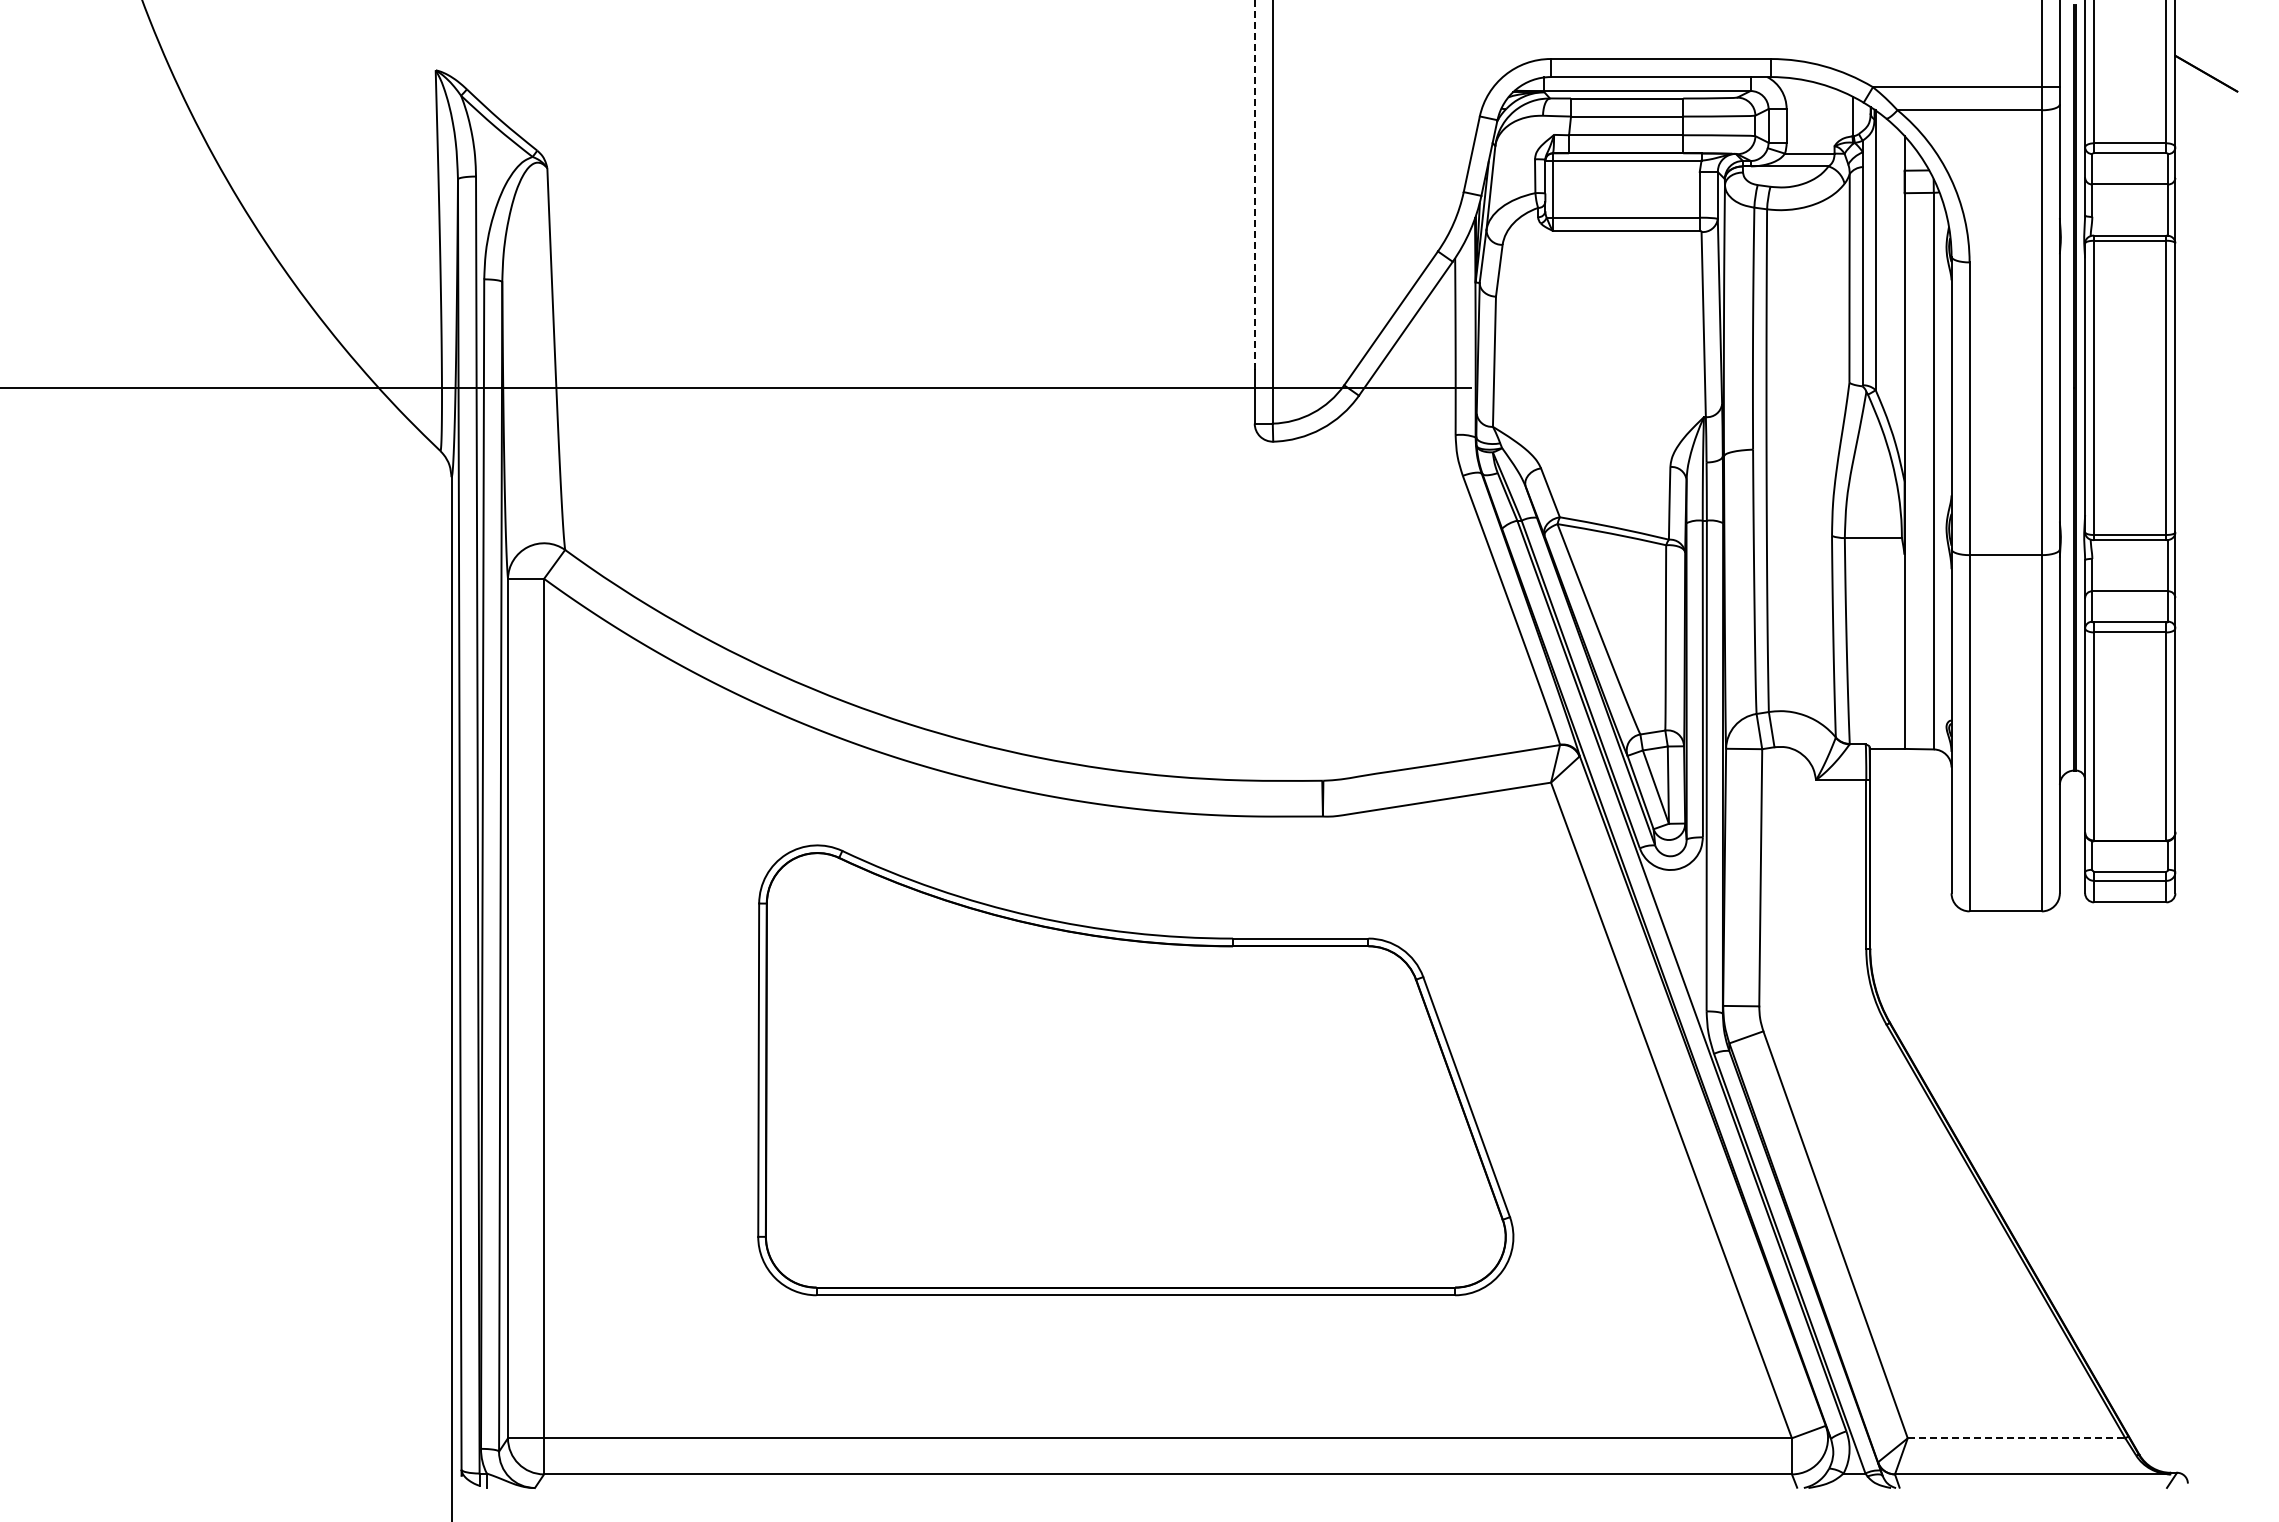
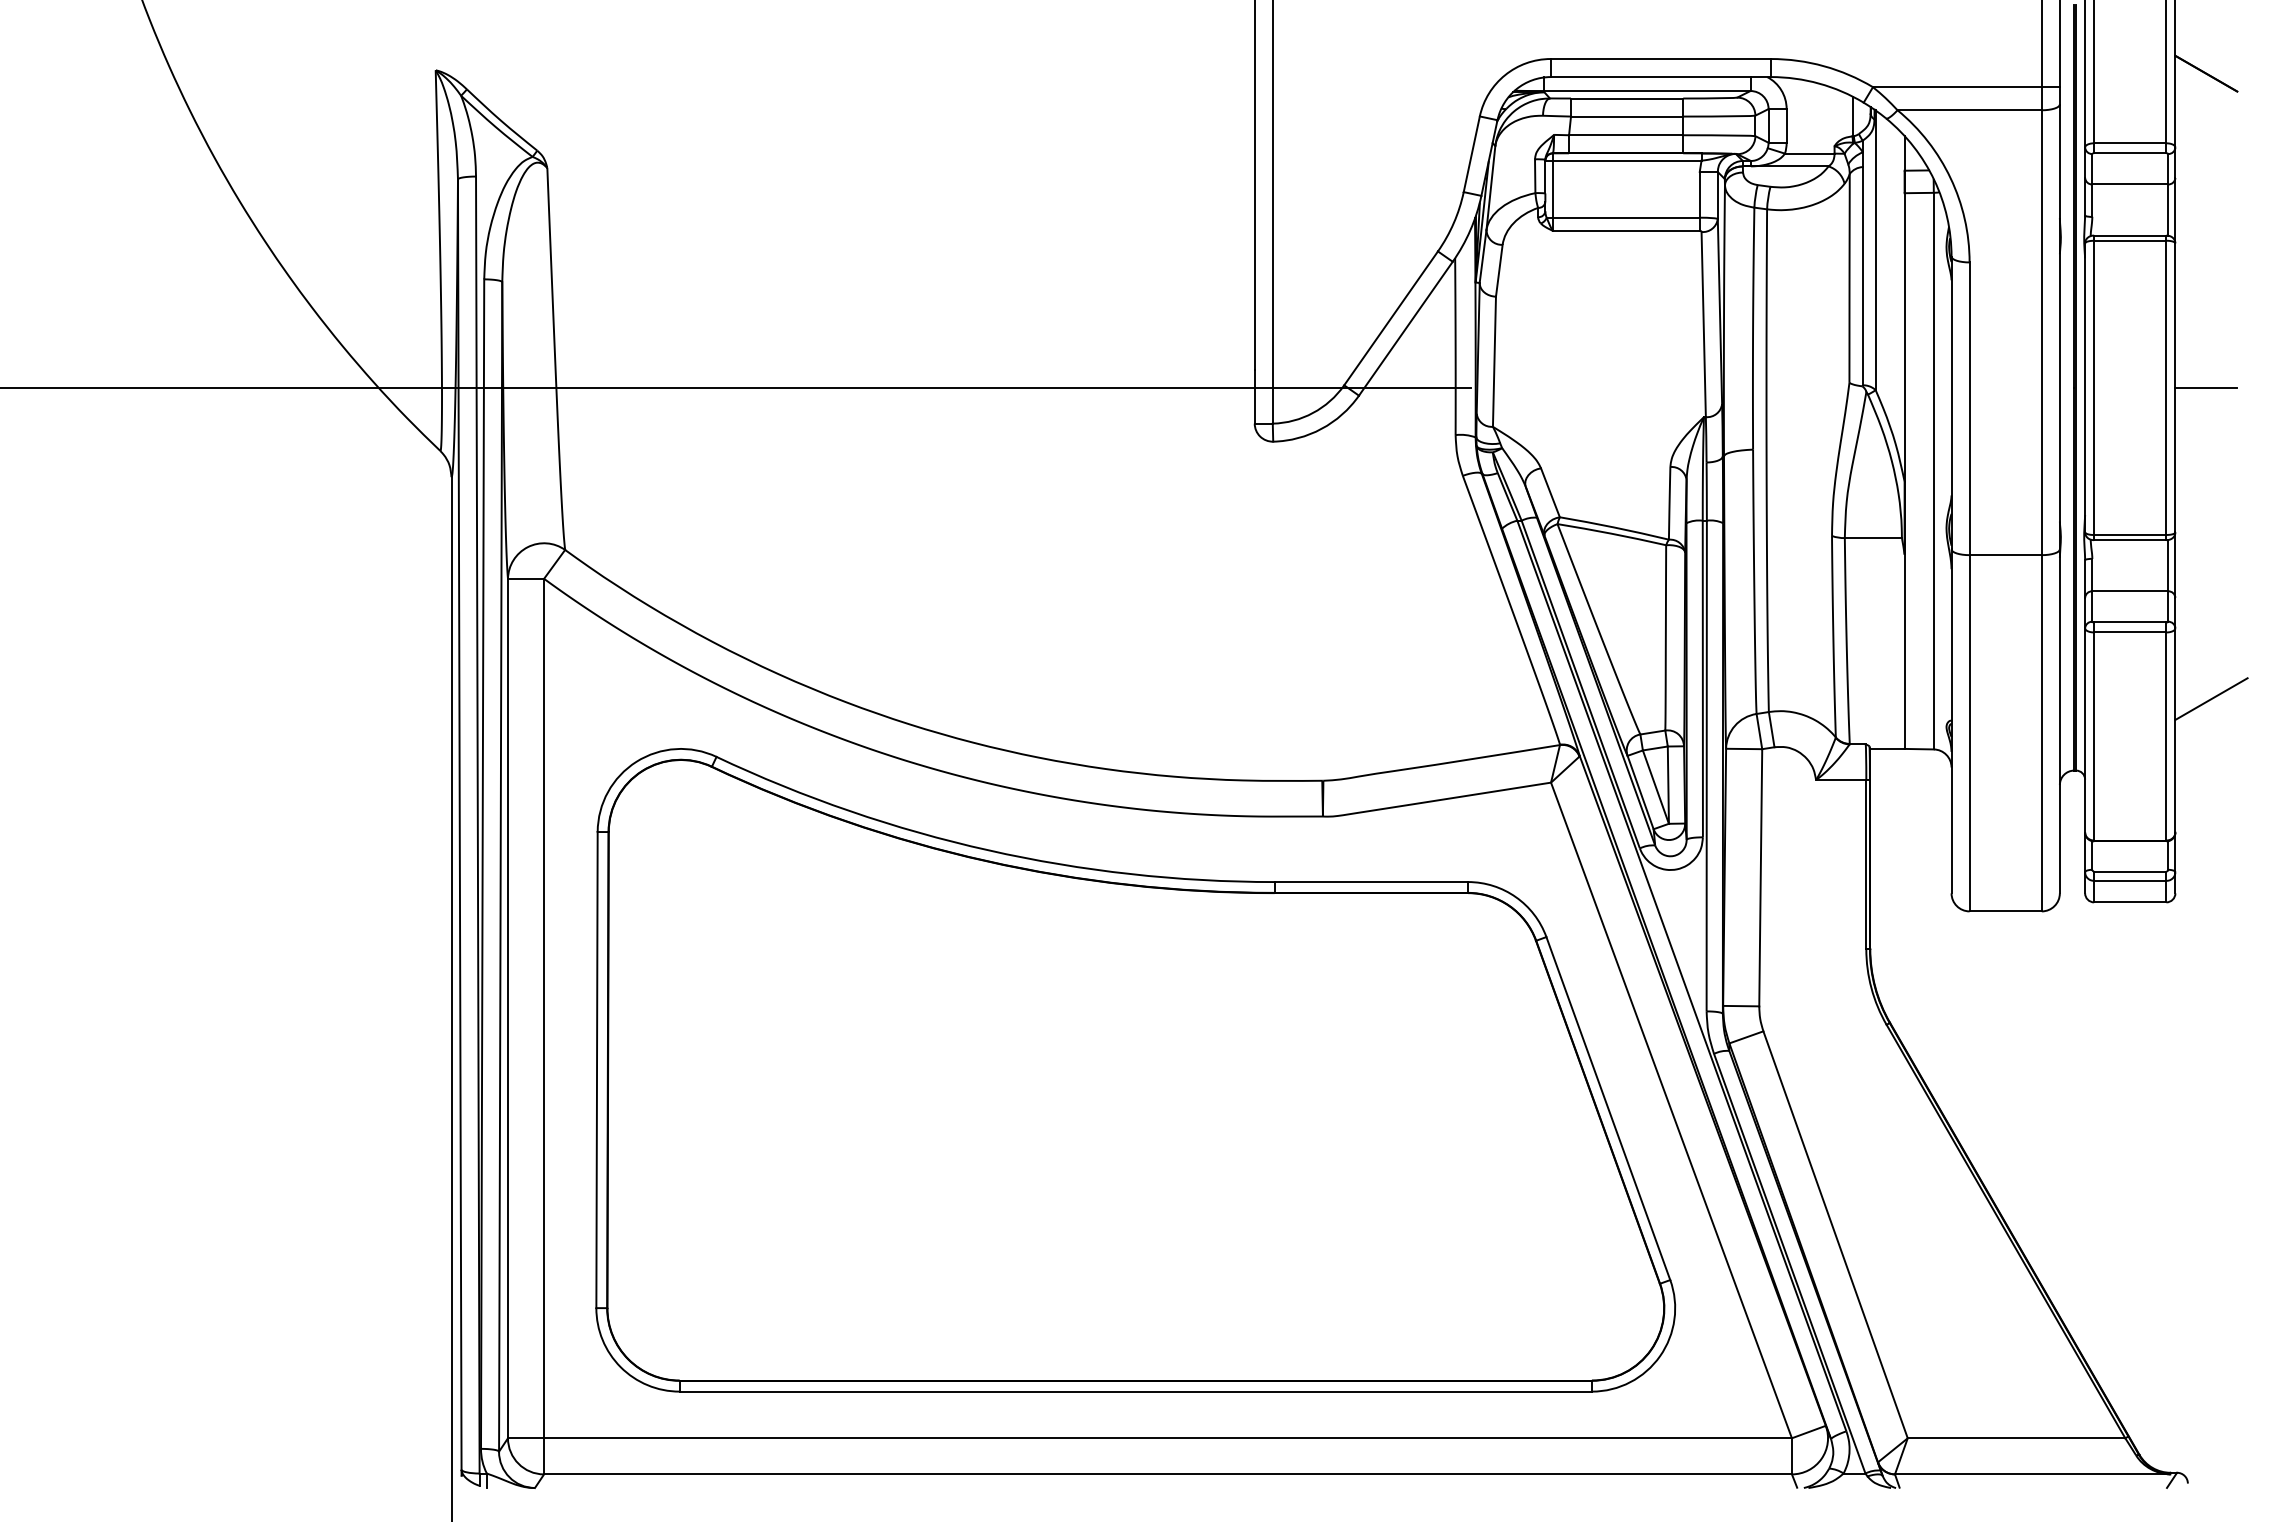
line: dashed -> solid (1254, 185)
line: none -> present (2205, 387)
line: none -> present (2211, 698)
part size: 758x453 px -> 1082x645 px (1135, 1070)
line: dashed -> solid (2016, 1438)
